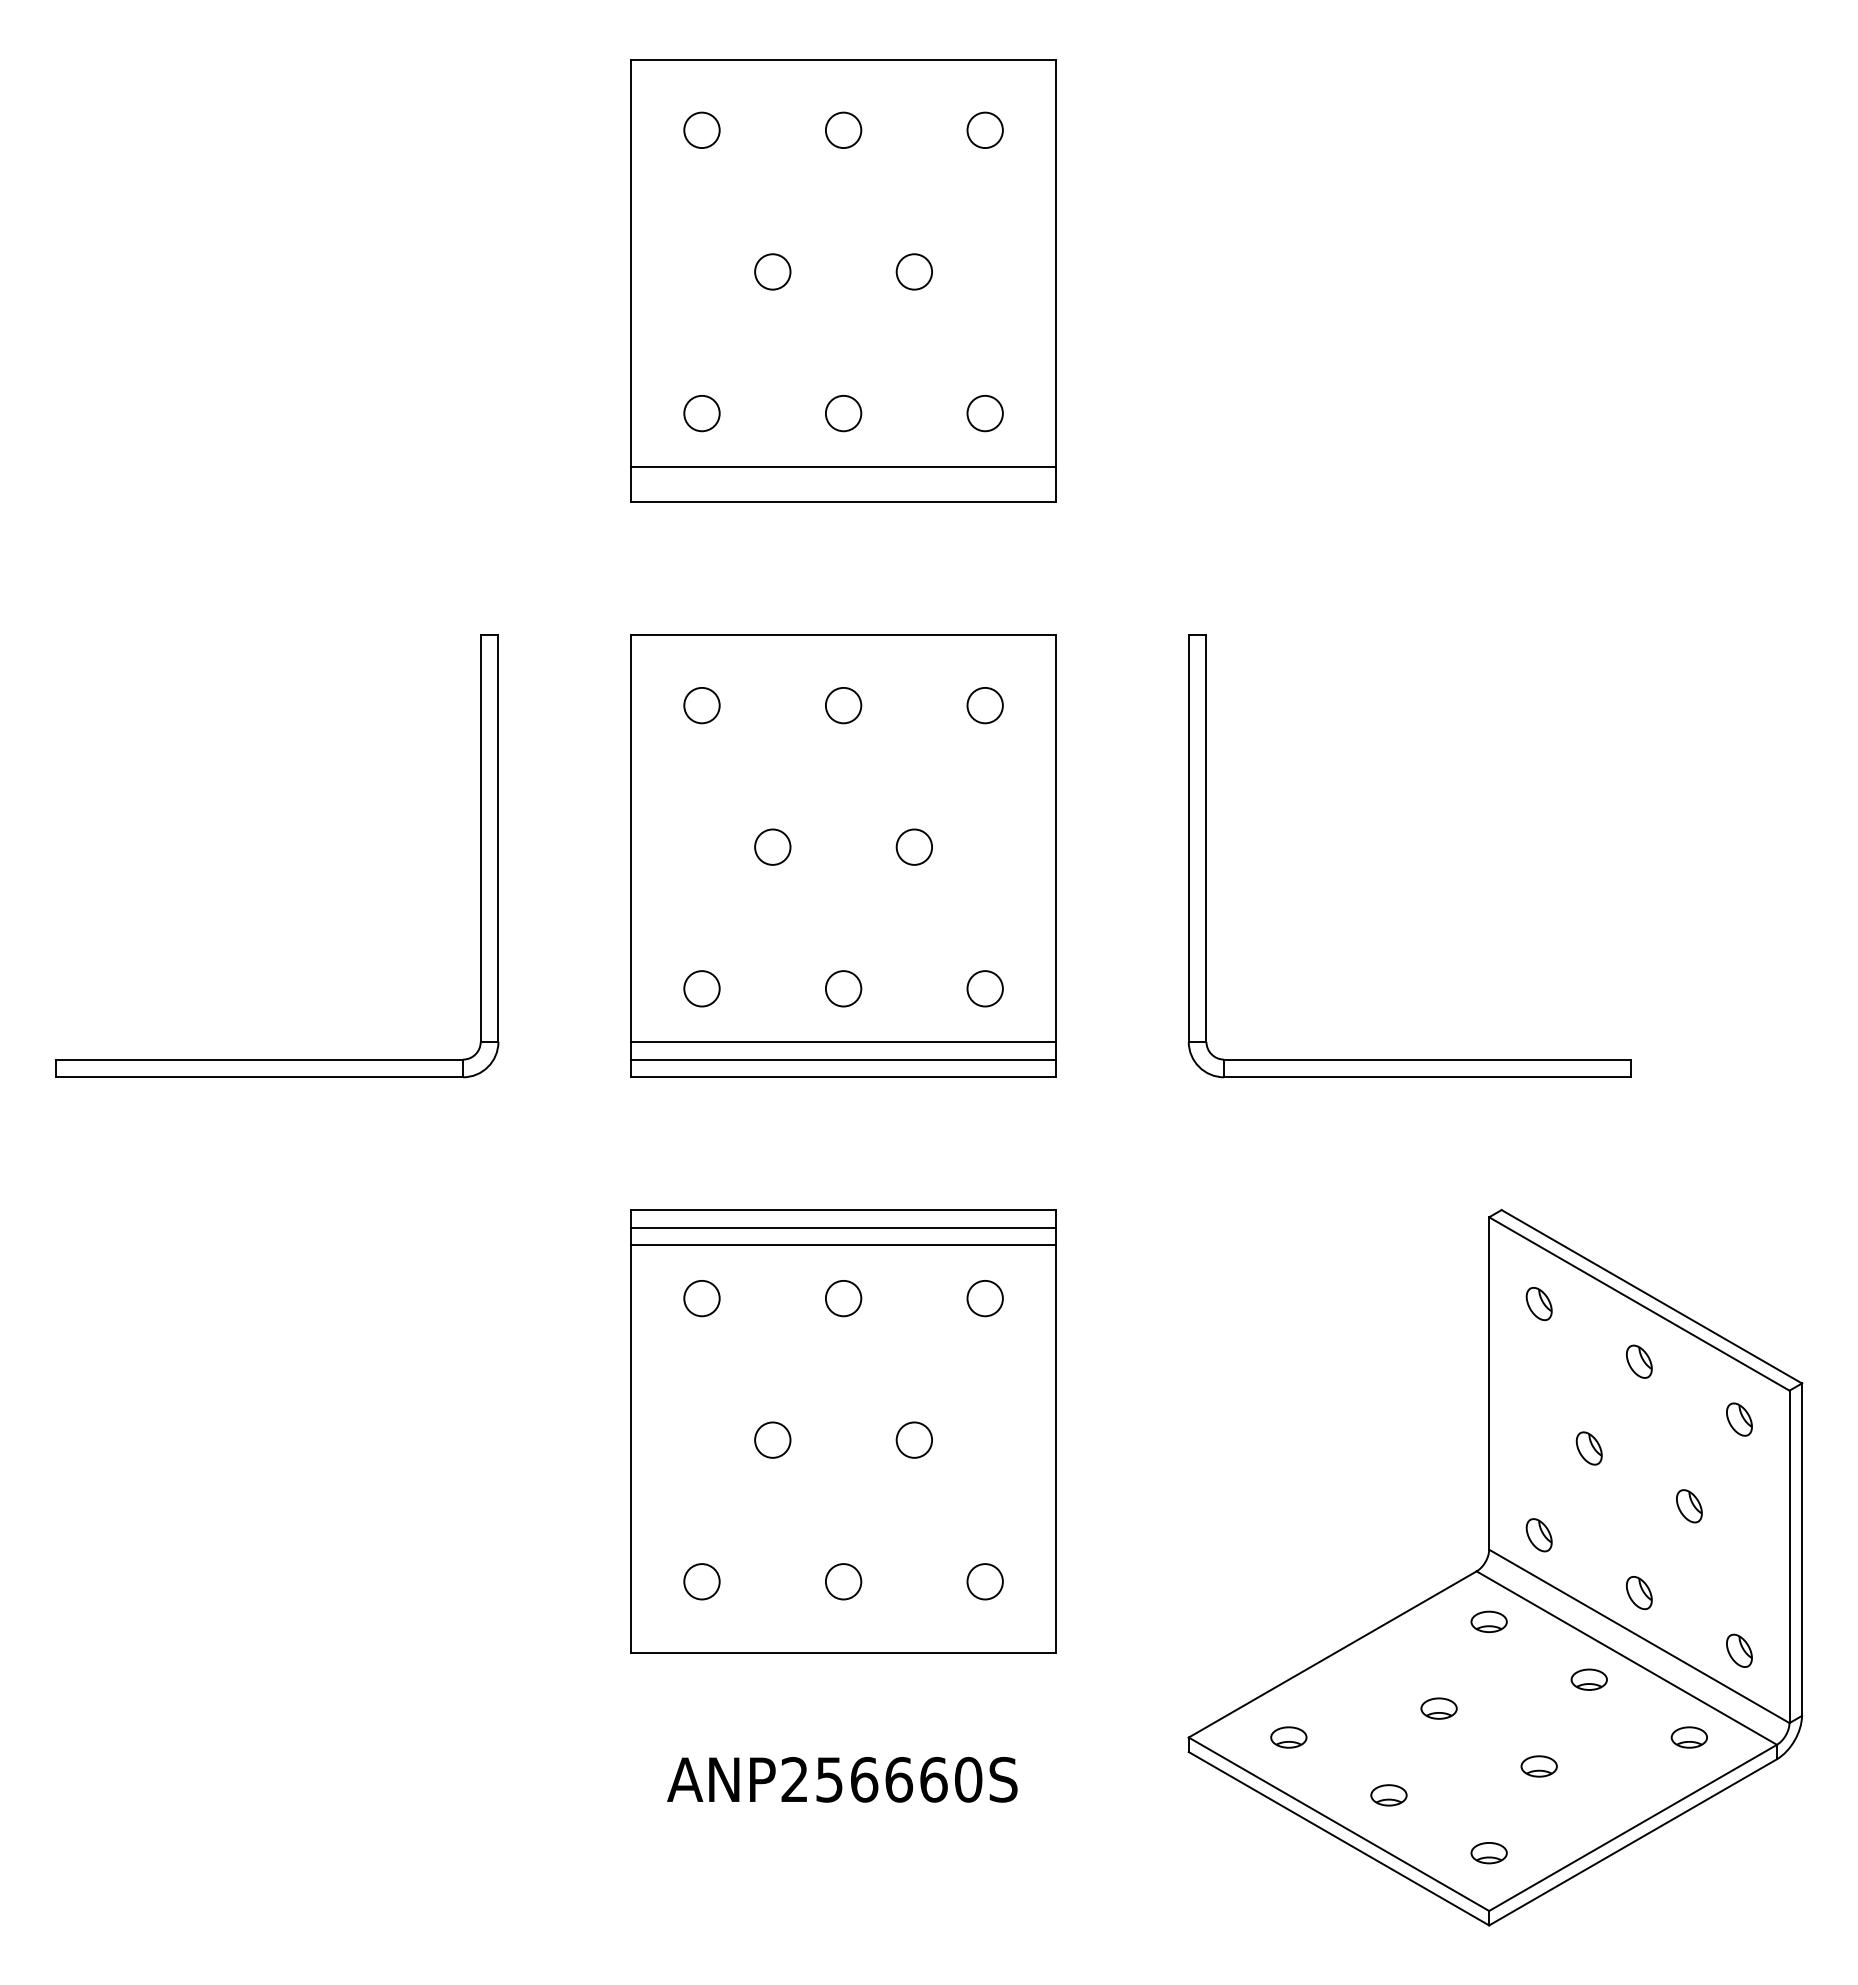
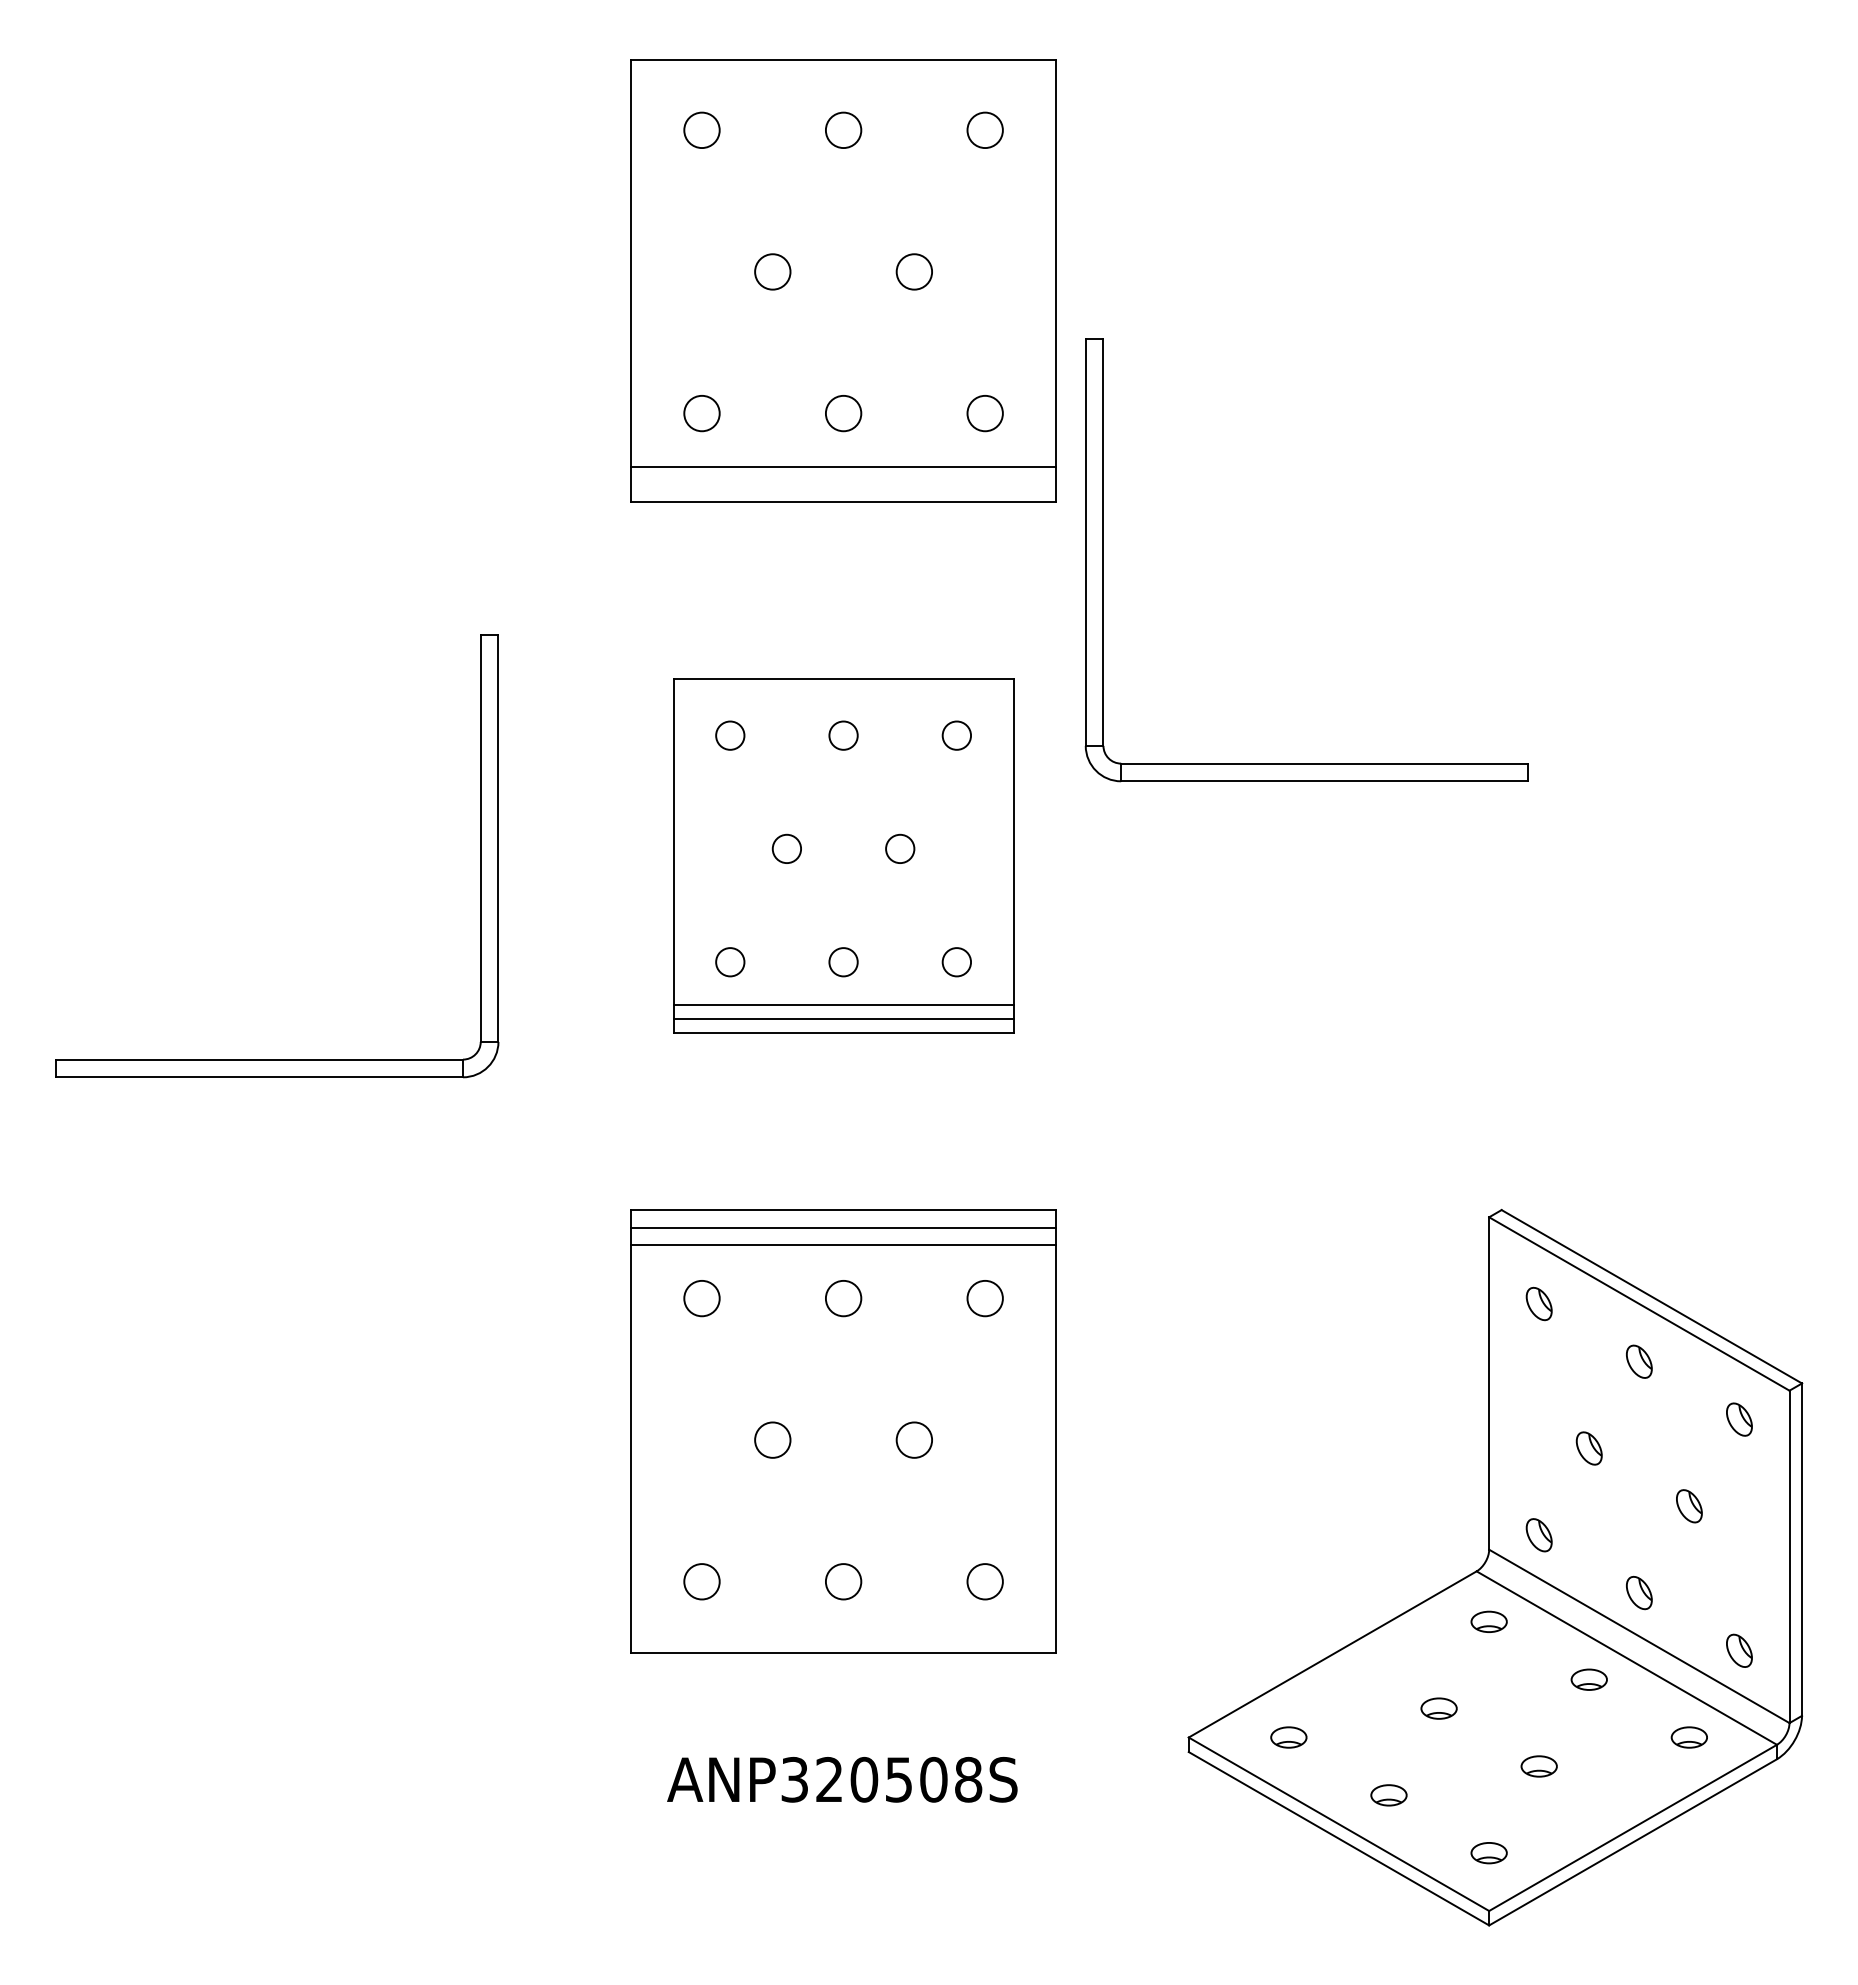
part size: 427x444 px -> 342x356 px (843, 855)
part position: (1206, 856) -> (1103, 560) (1103, 560)
text: ANP256660S -> ANP320508S (881, 1779)
